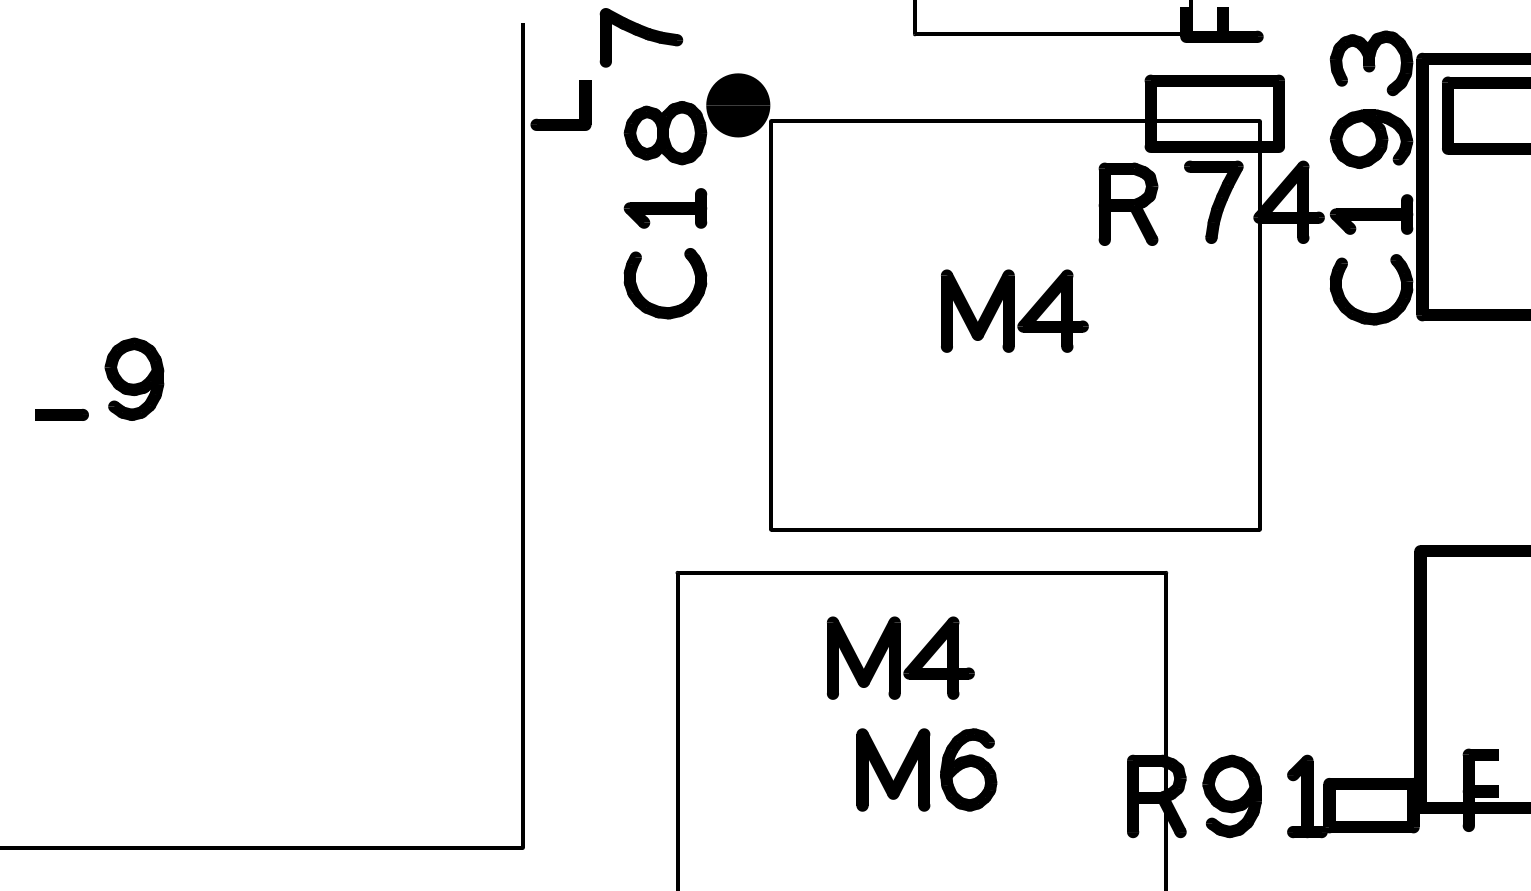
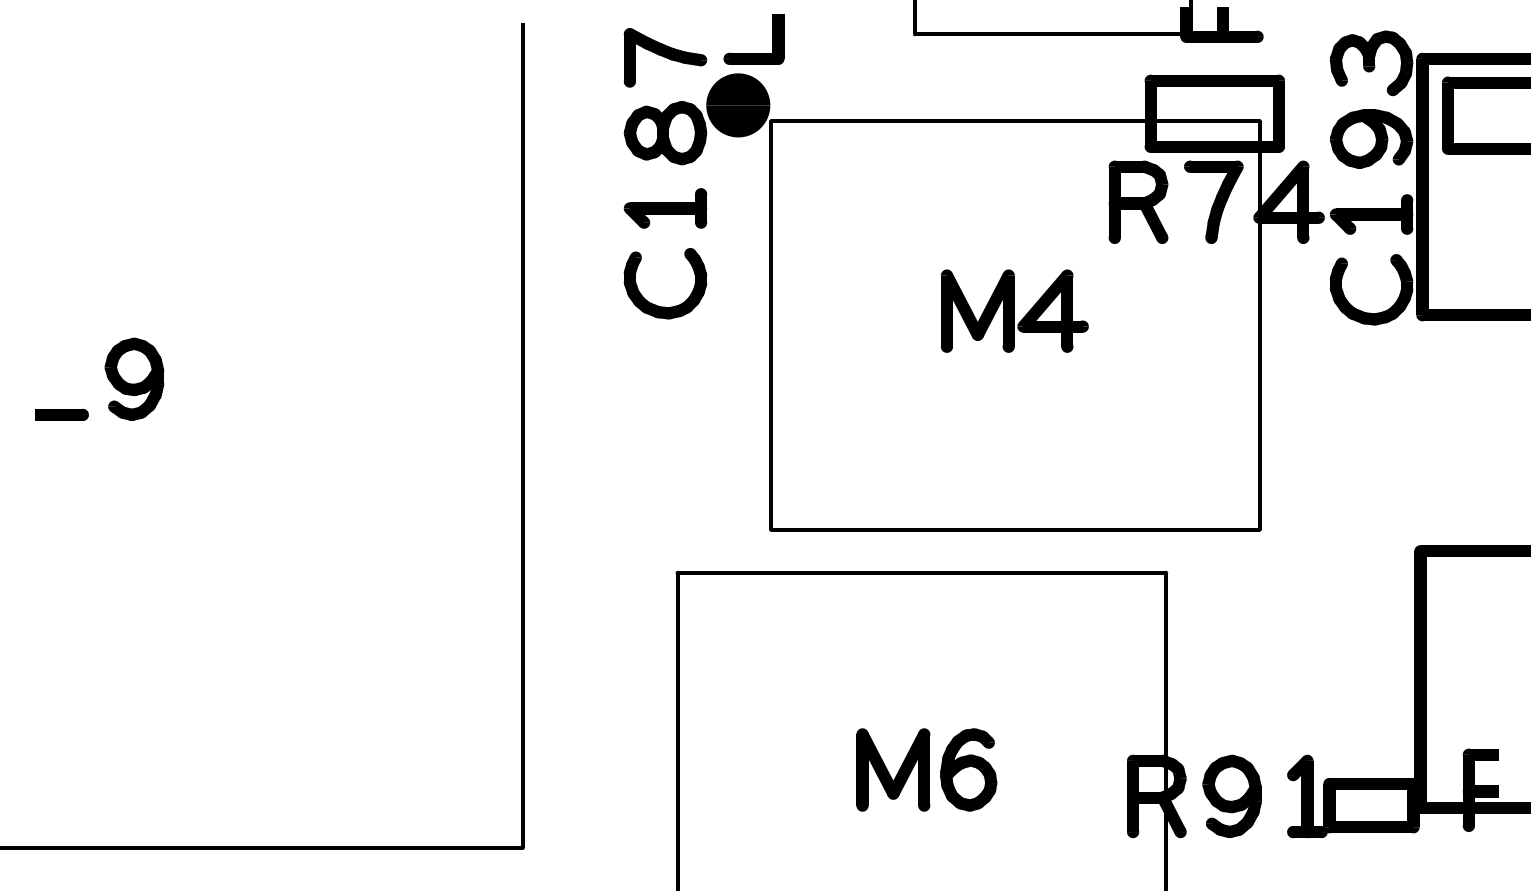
part position: (641, 37) -> (665, 57) (665, 57)
part position: (560, 119) -> (753, 53) (753, 53)
part position: (1128, 203) -> (1138, 201) (1138, 201)
part: present -> none (900, 657)
